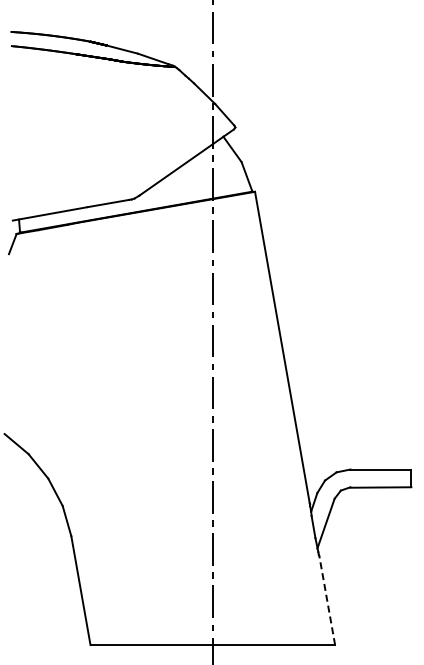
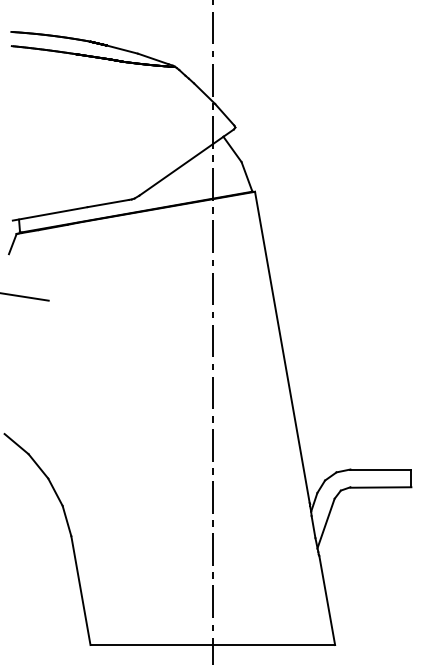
line: none -> present (25, 296)
line: dashed -> solid (327, 599)
